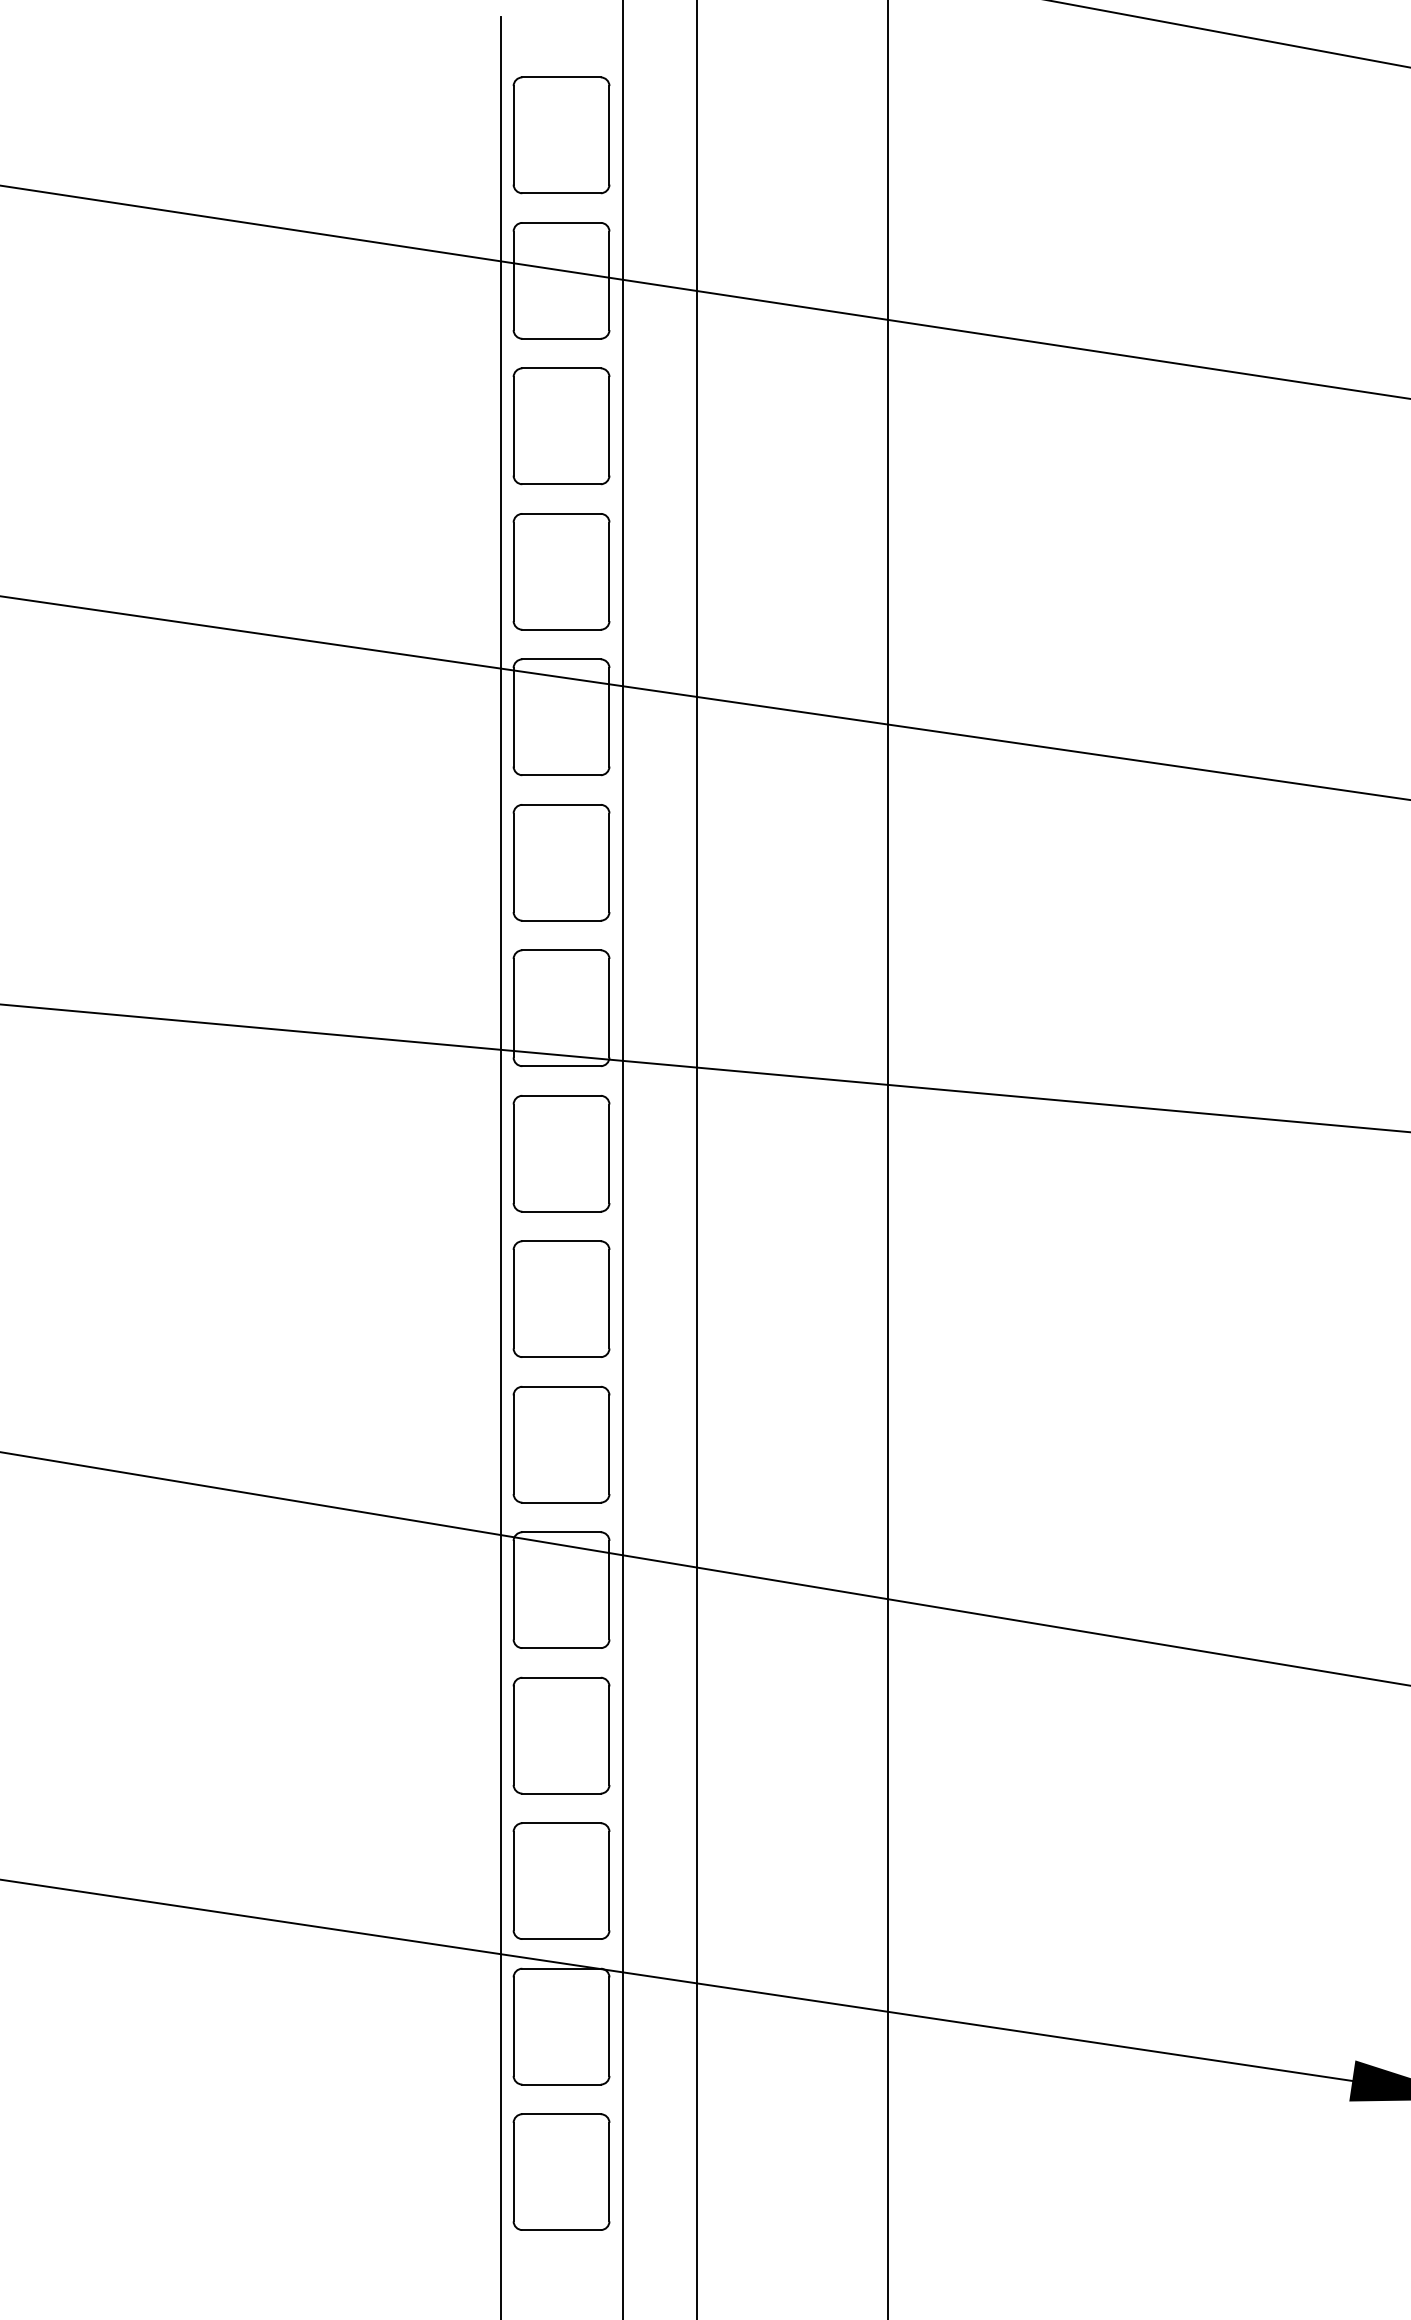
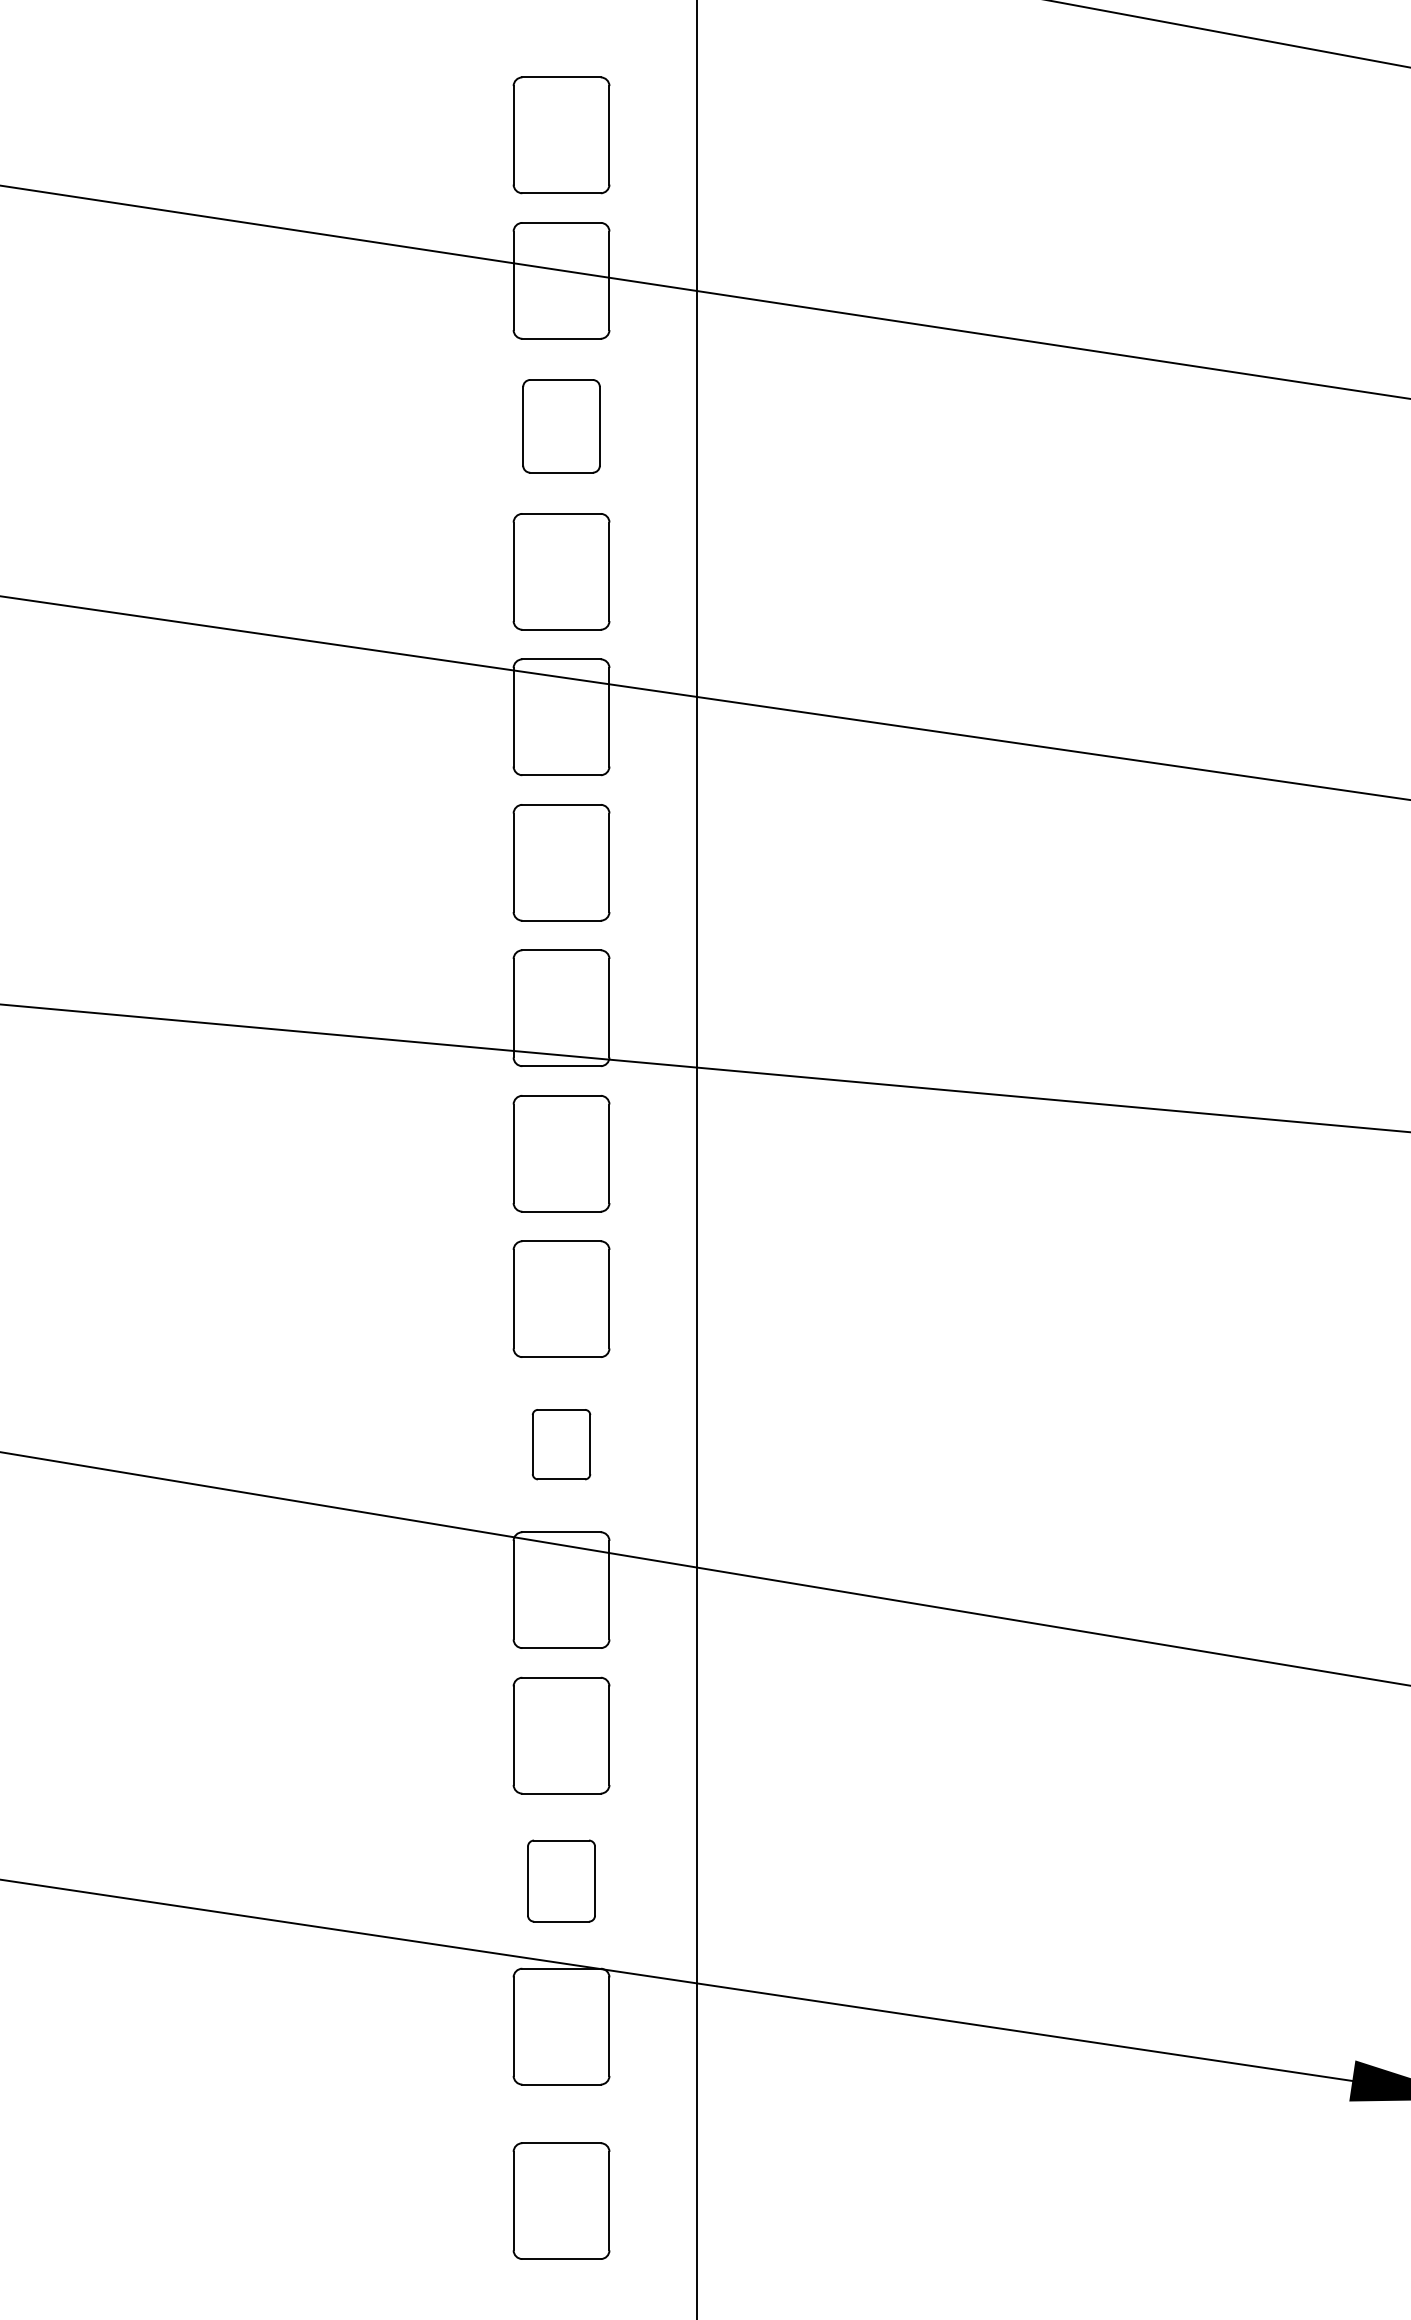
part size: 99x119 px -> 79x95 px (561, 426)
line: present -> none (623, 1159)
line: present -> none (888, 1159)
line: present -> none (501, 1166)
part size: 99x119 px -> 61x72 px (561, 1444)
part size: 99x118 px -> 69x84 px (561, 1880)
part position: (561, 2171) -> (561, 2200) (561, 2200)
